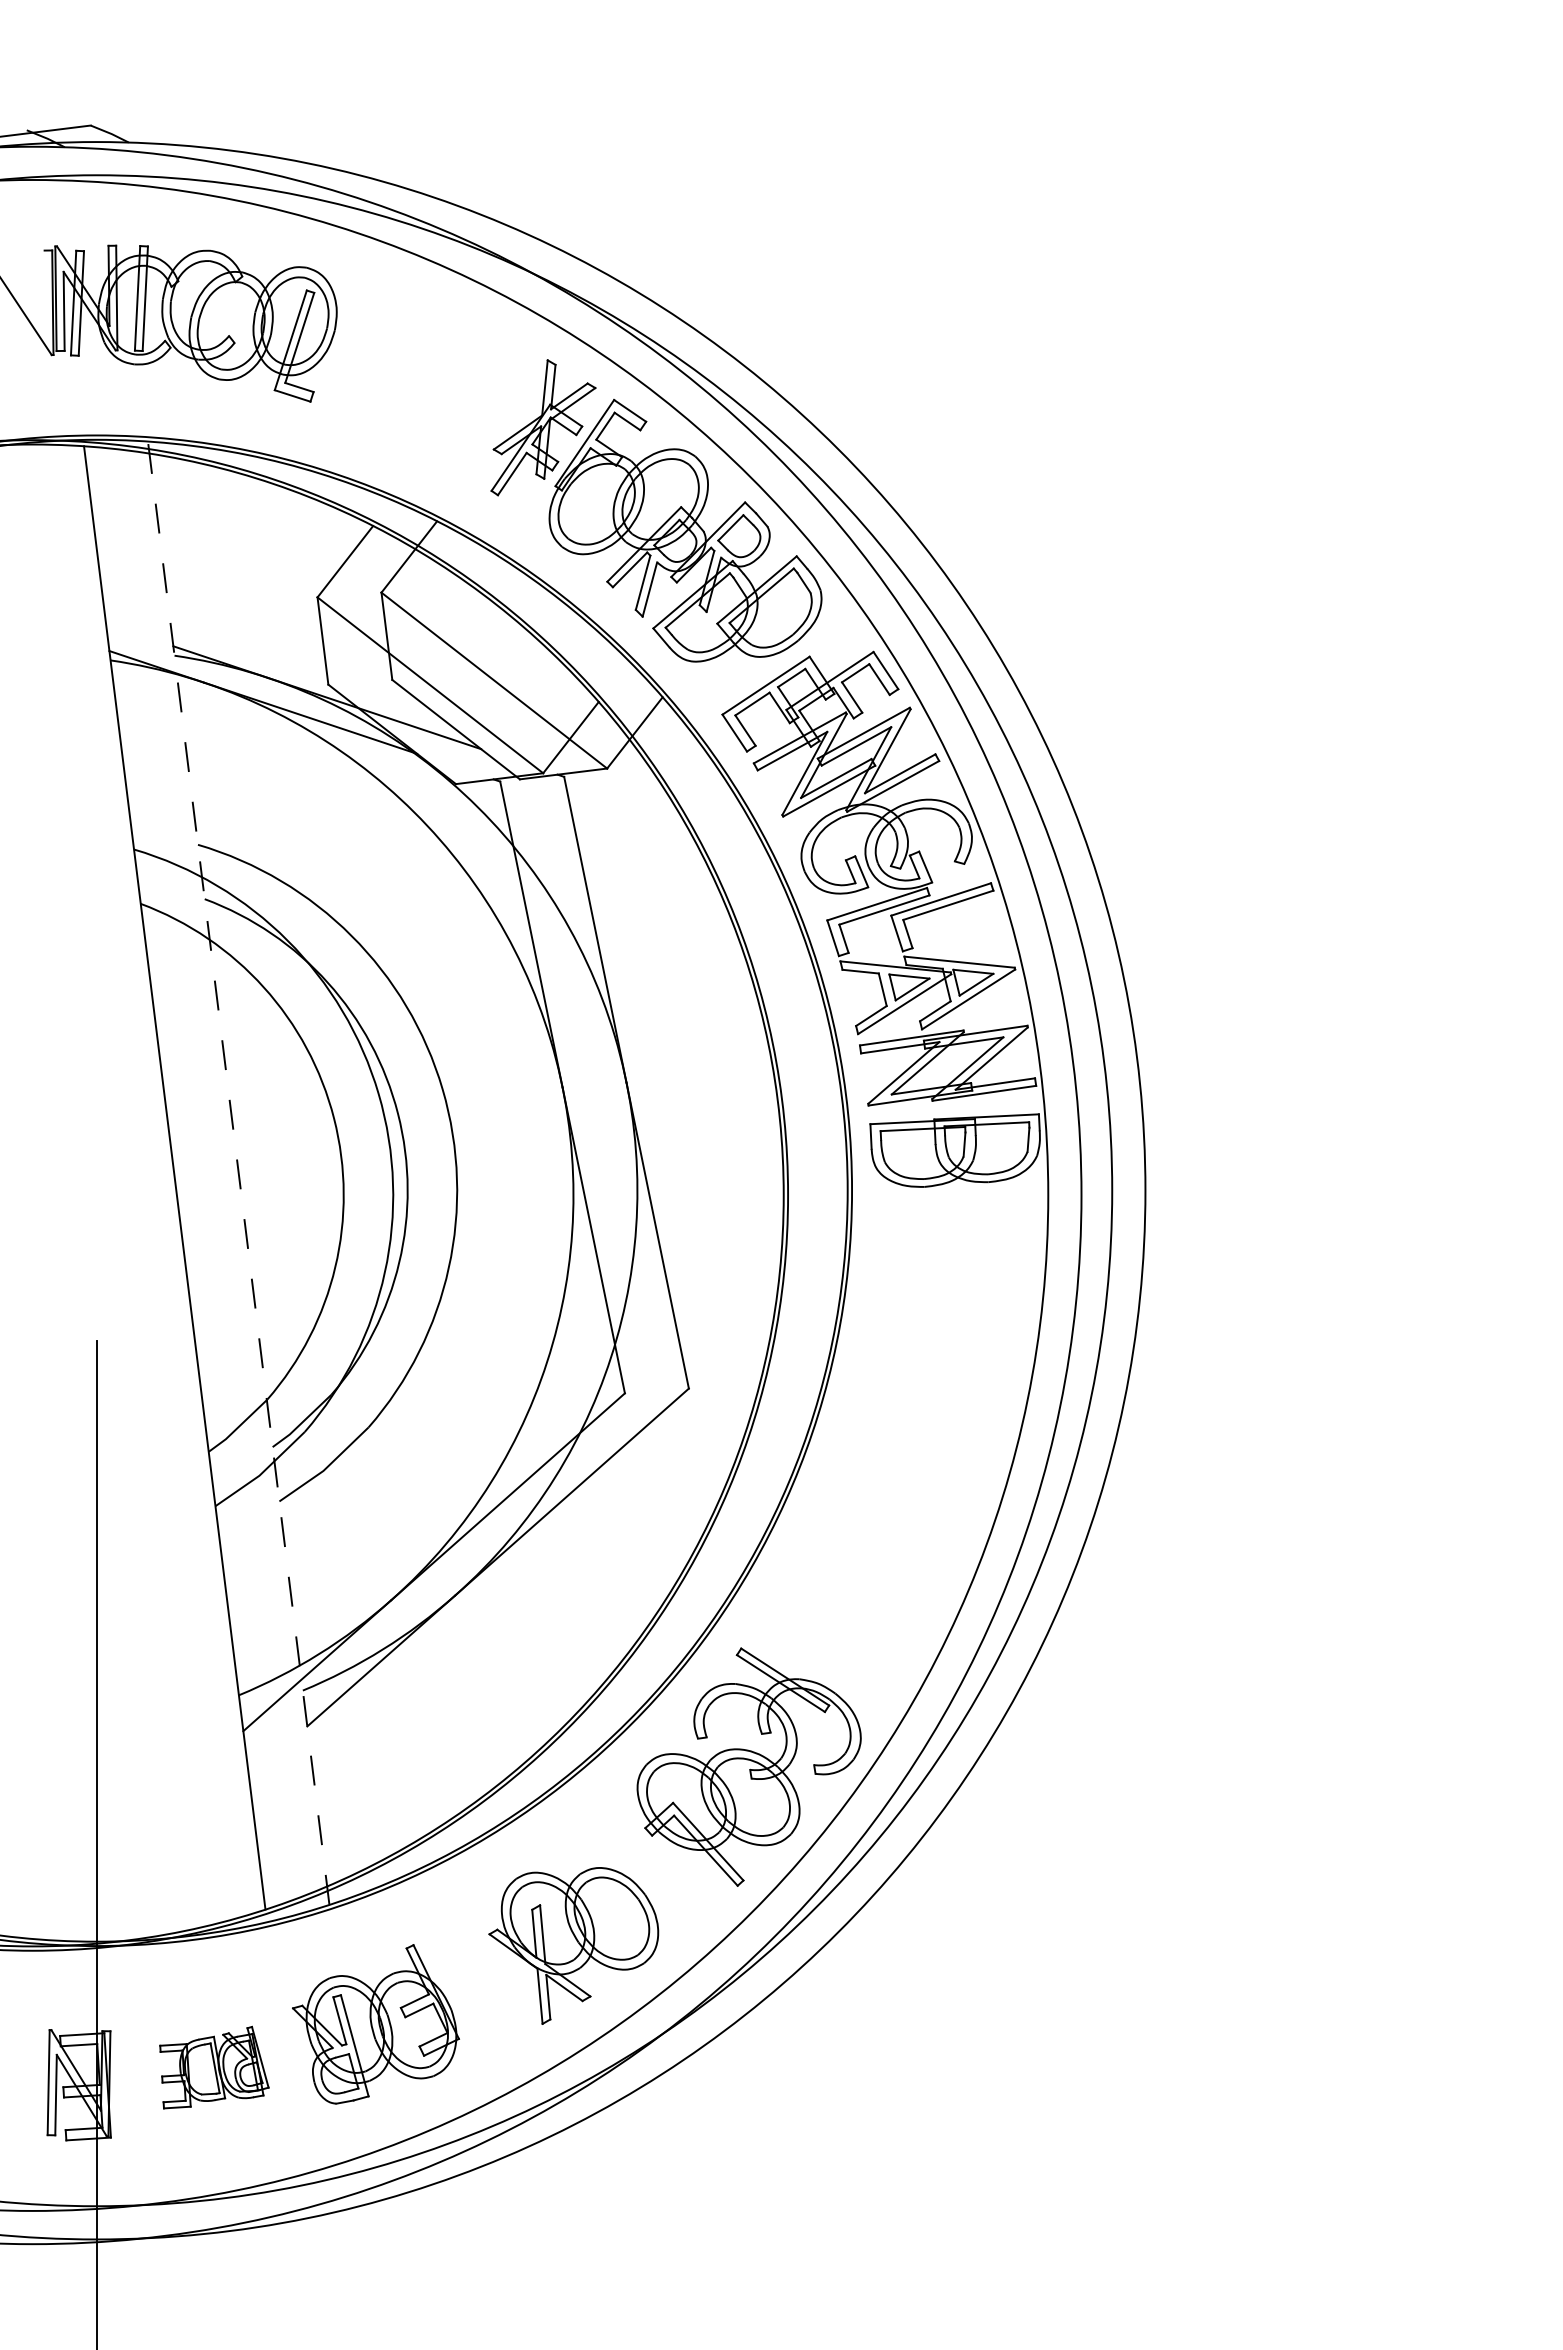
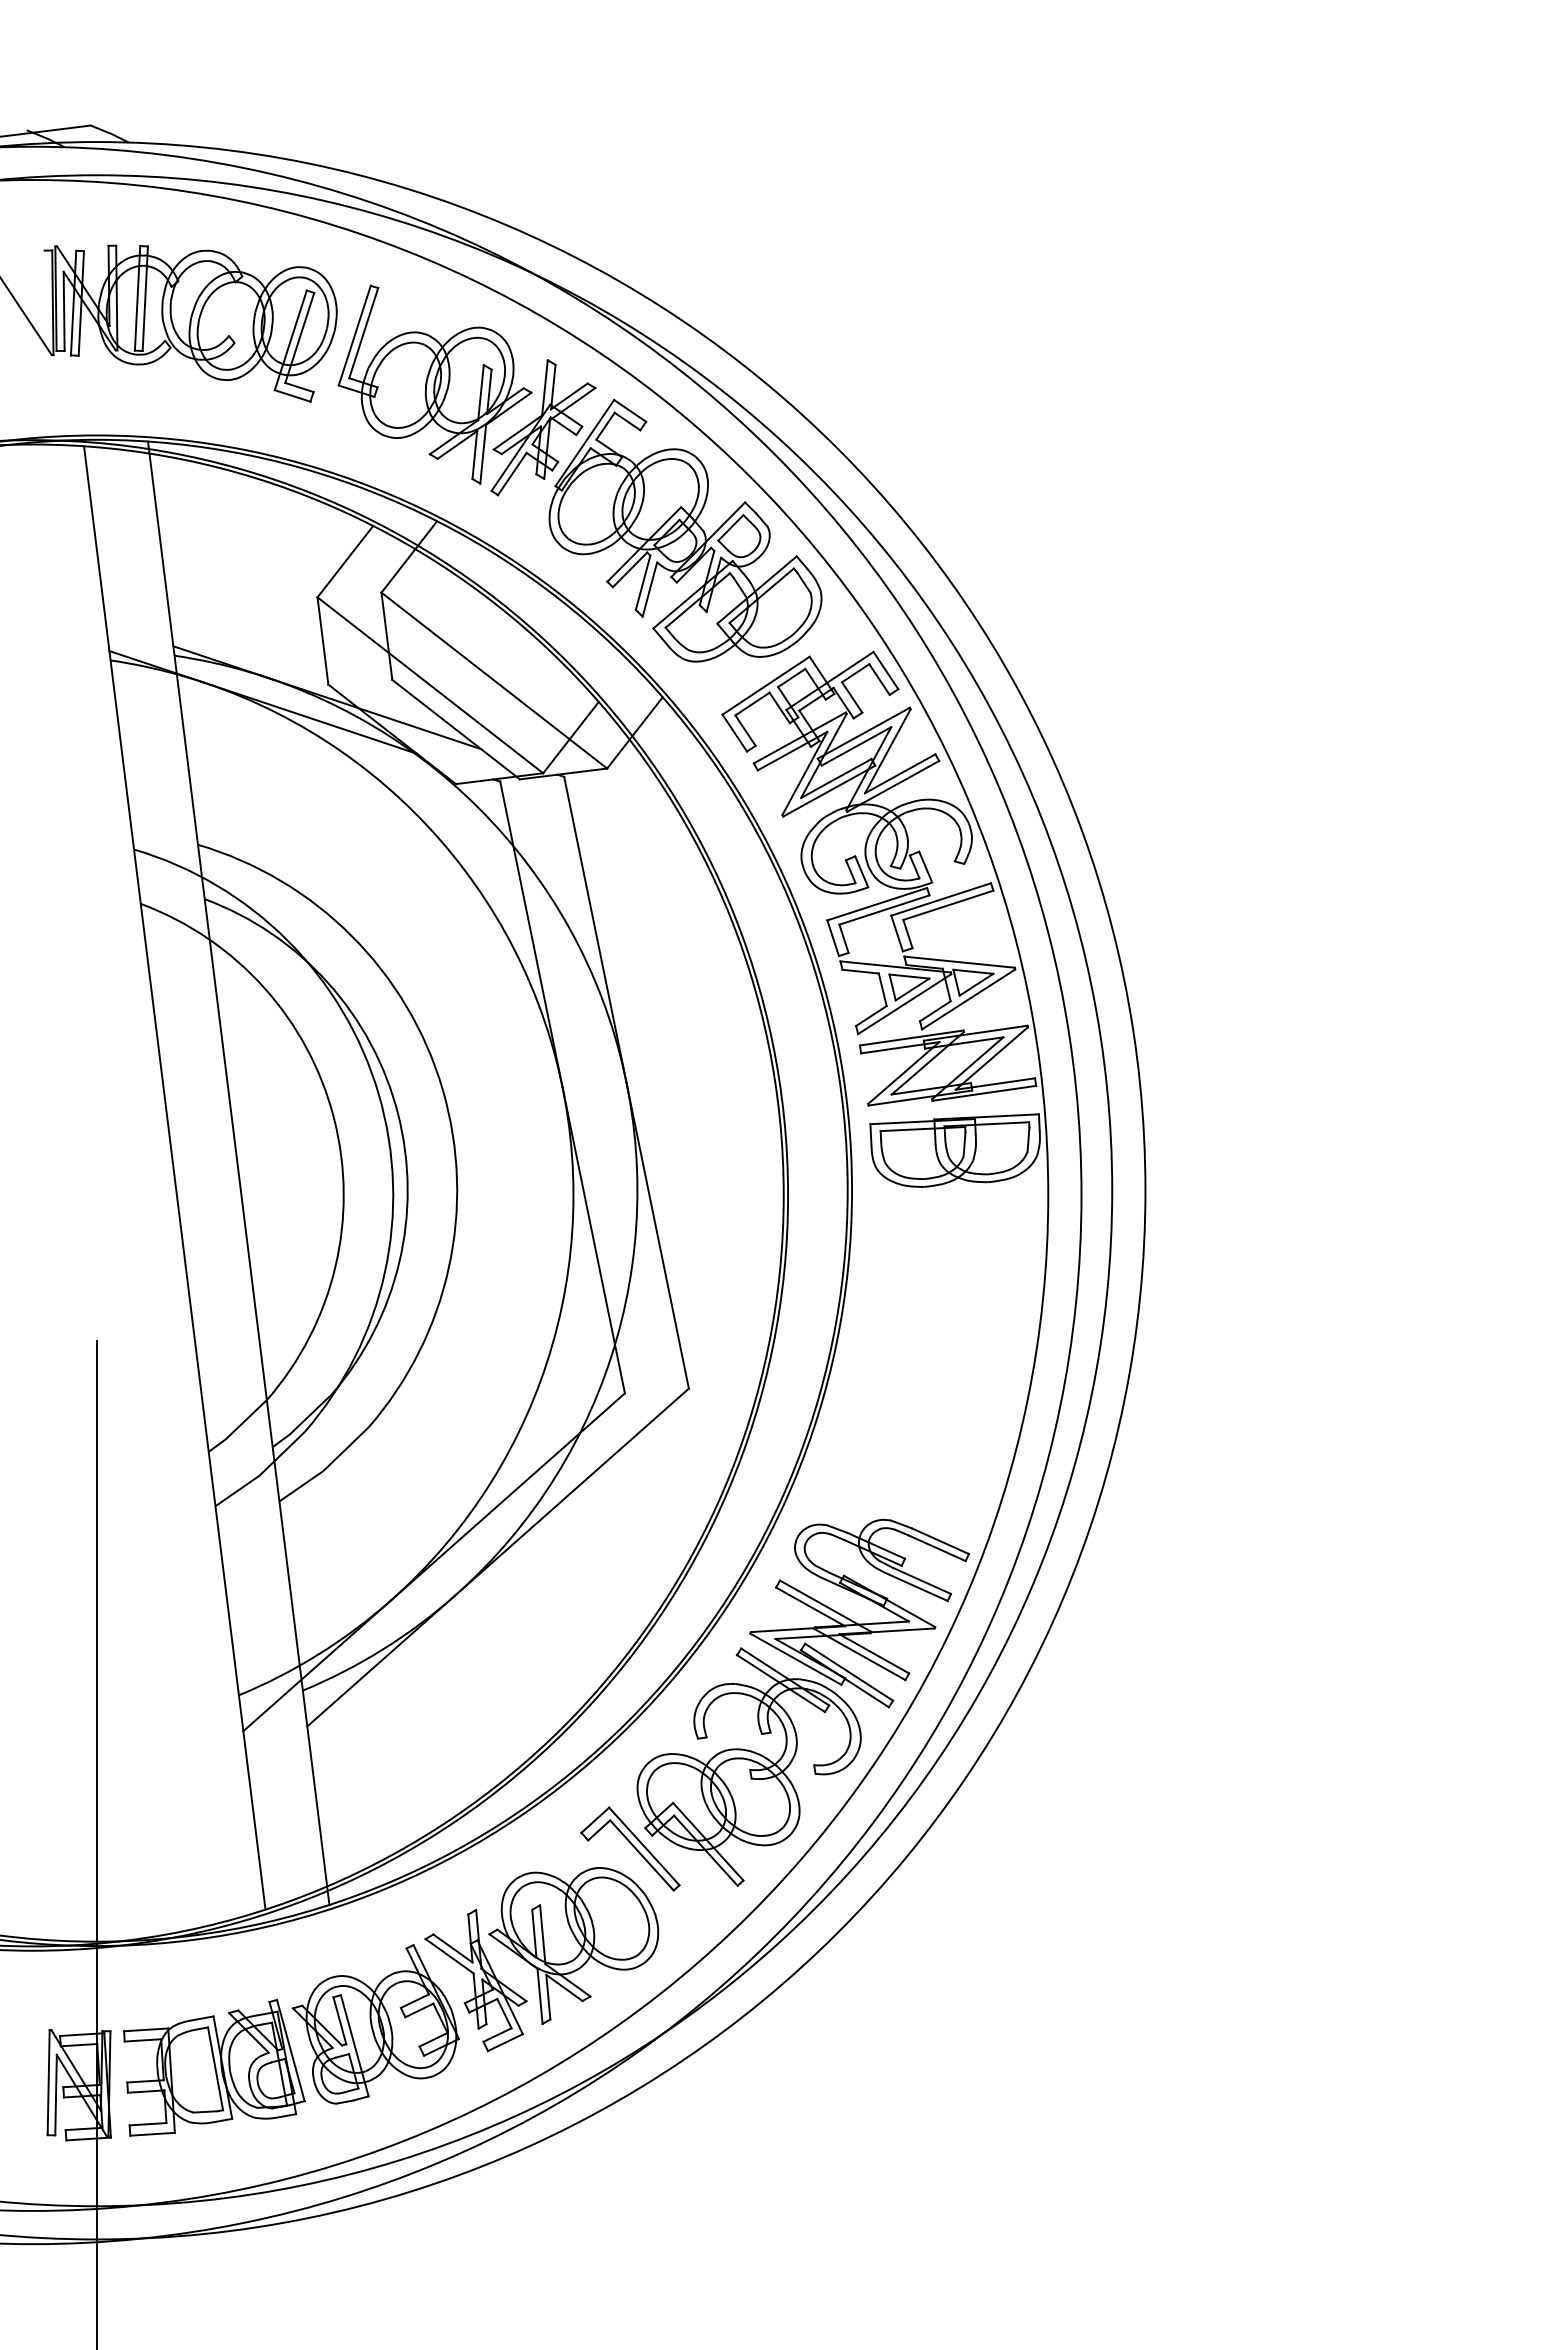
part: none -> present (434, 384)
line: dashed -> solid (238, 1172)
part: none -> present (855, 1621)
part: none -> present (630, 1848)
part: none -> present (475, 1980)
part size: 111x85 px -> 183x139 px (214, 2067)
